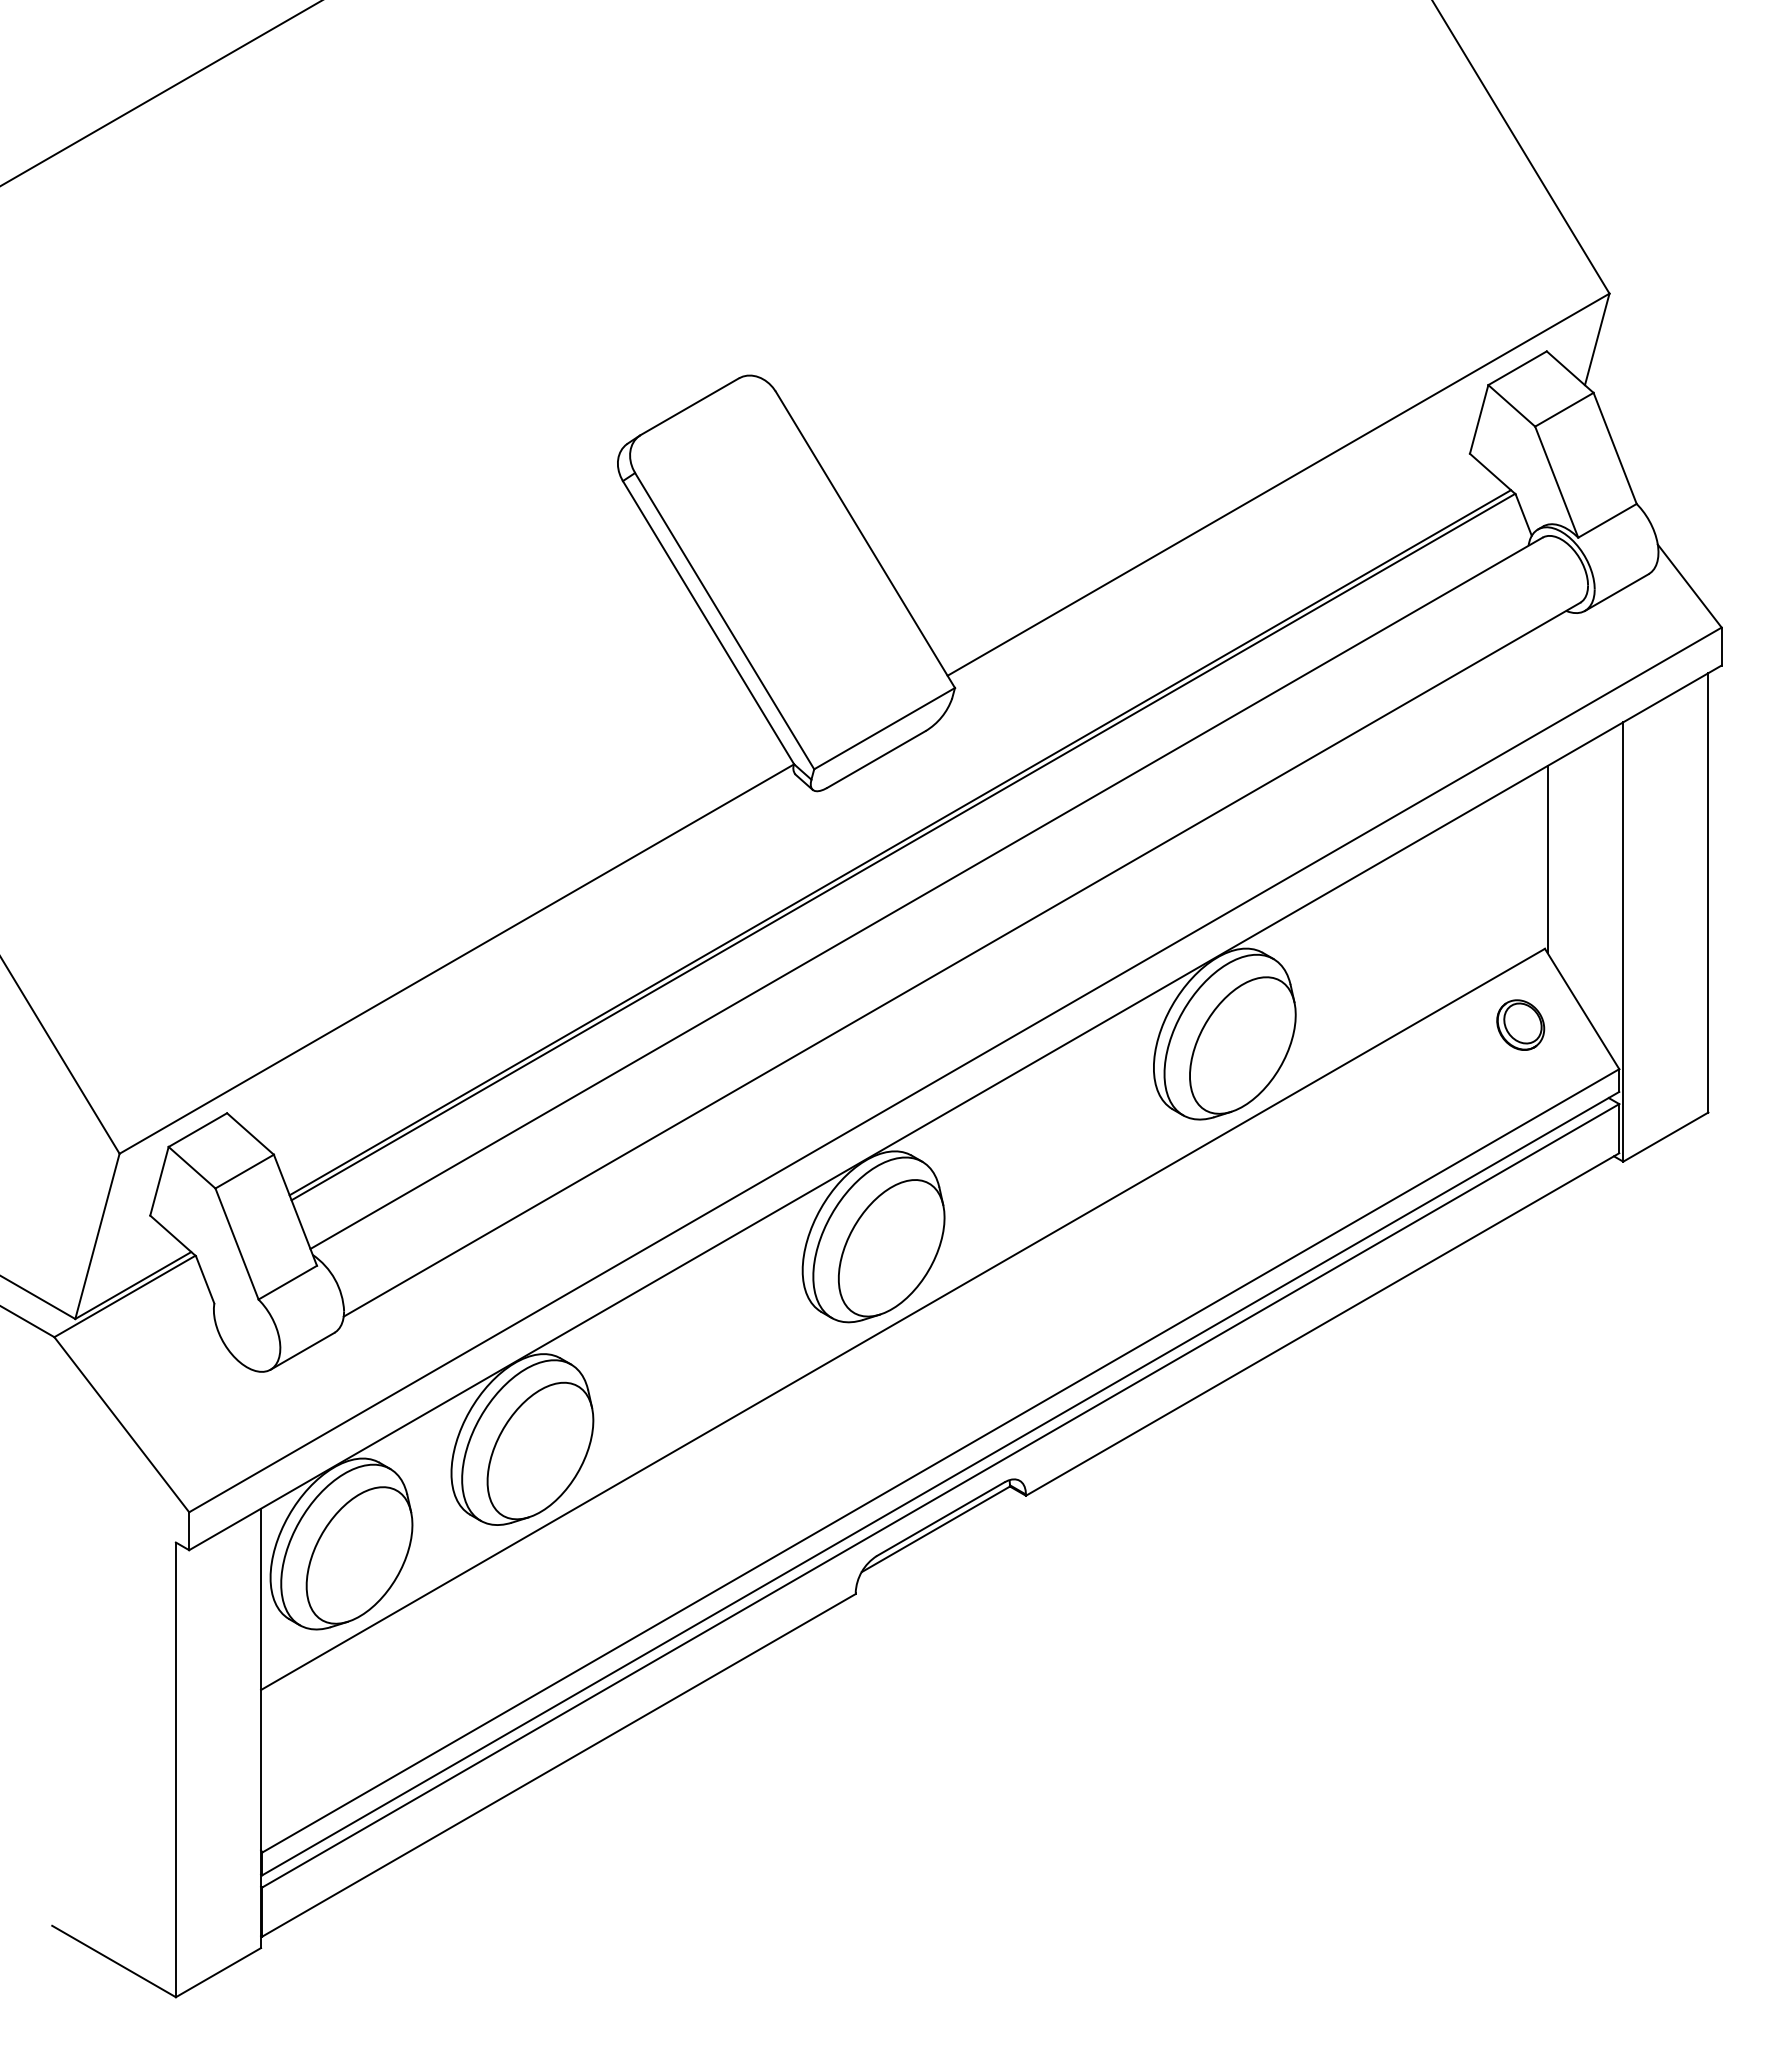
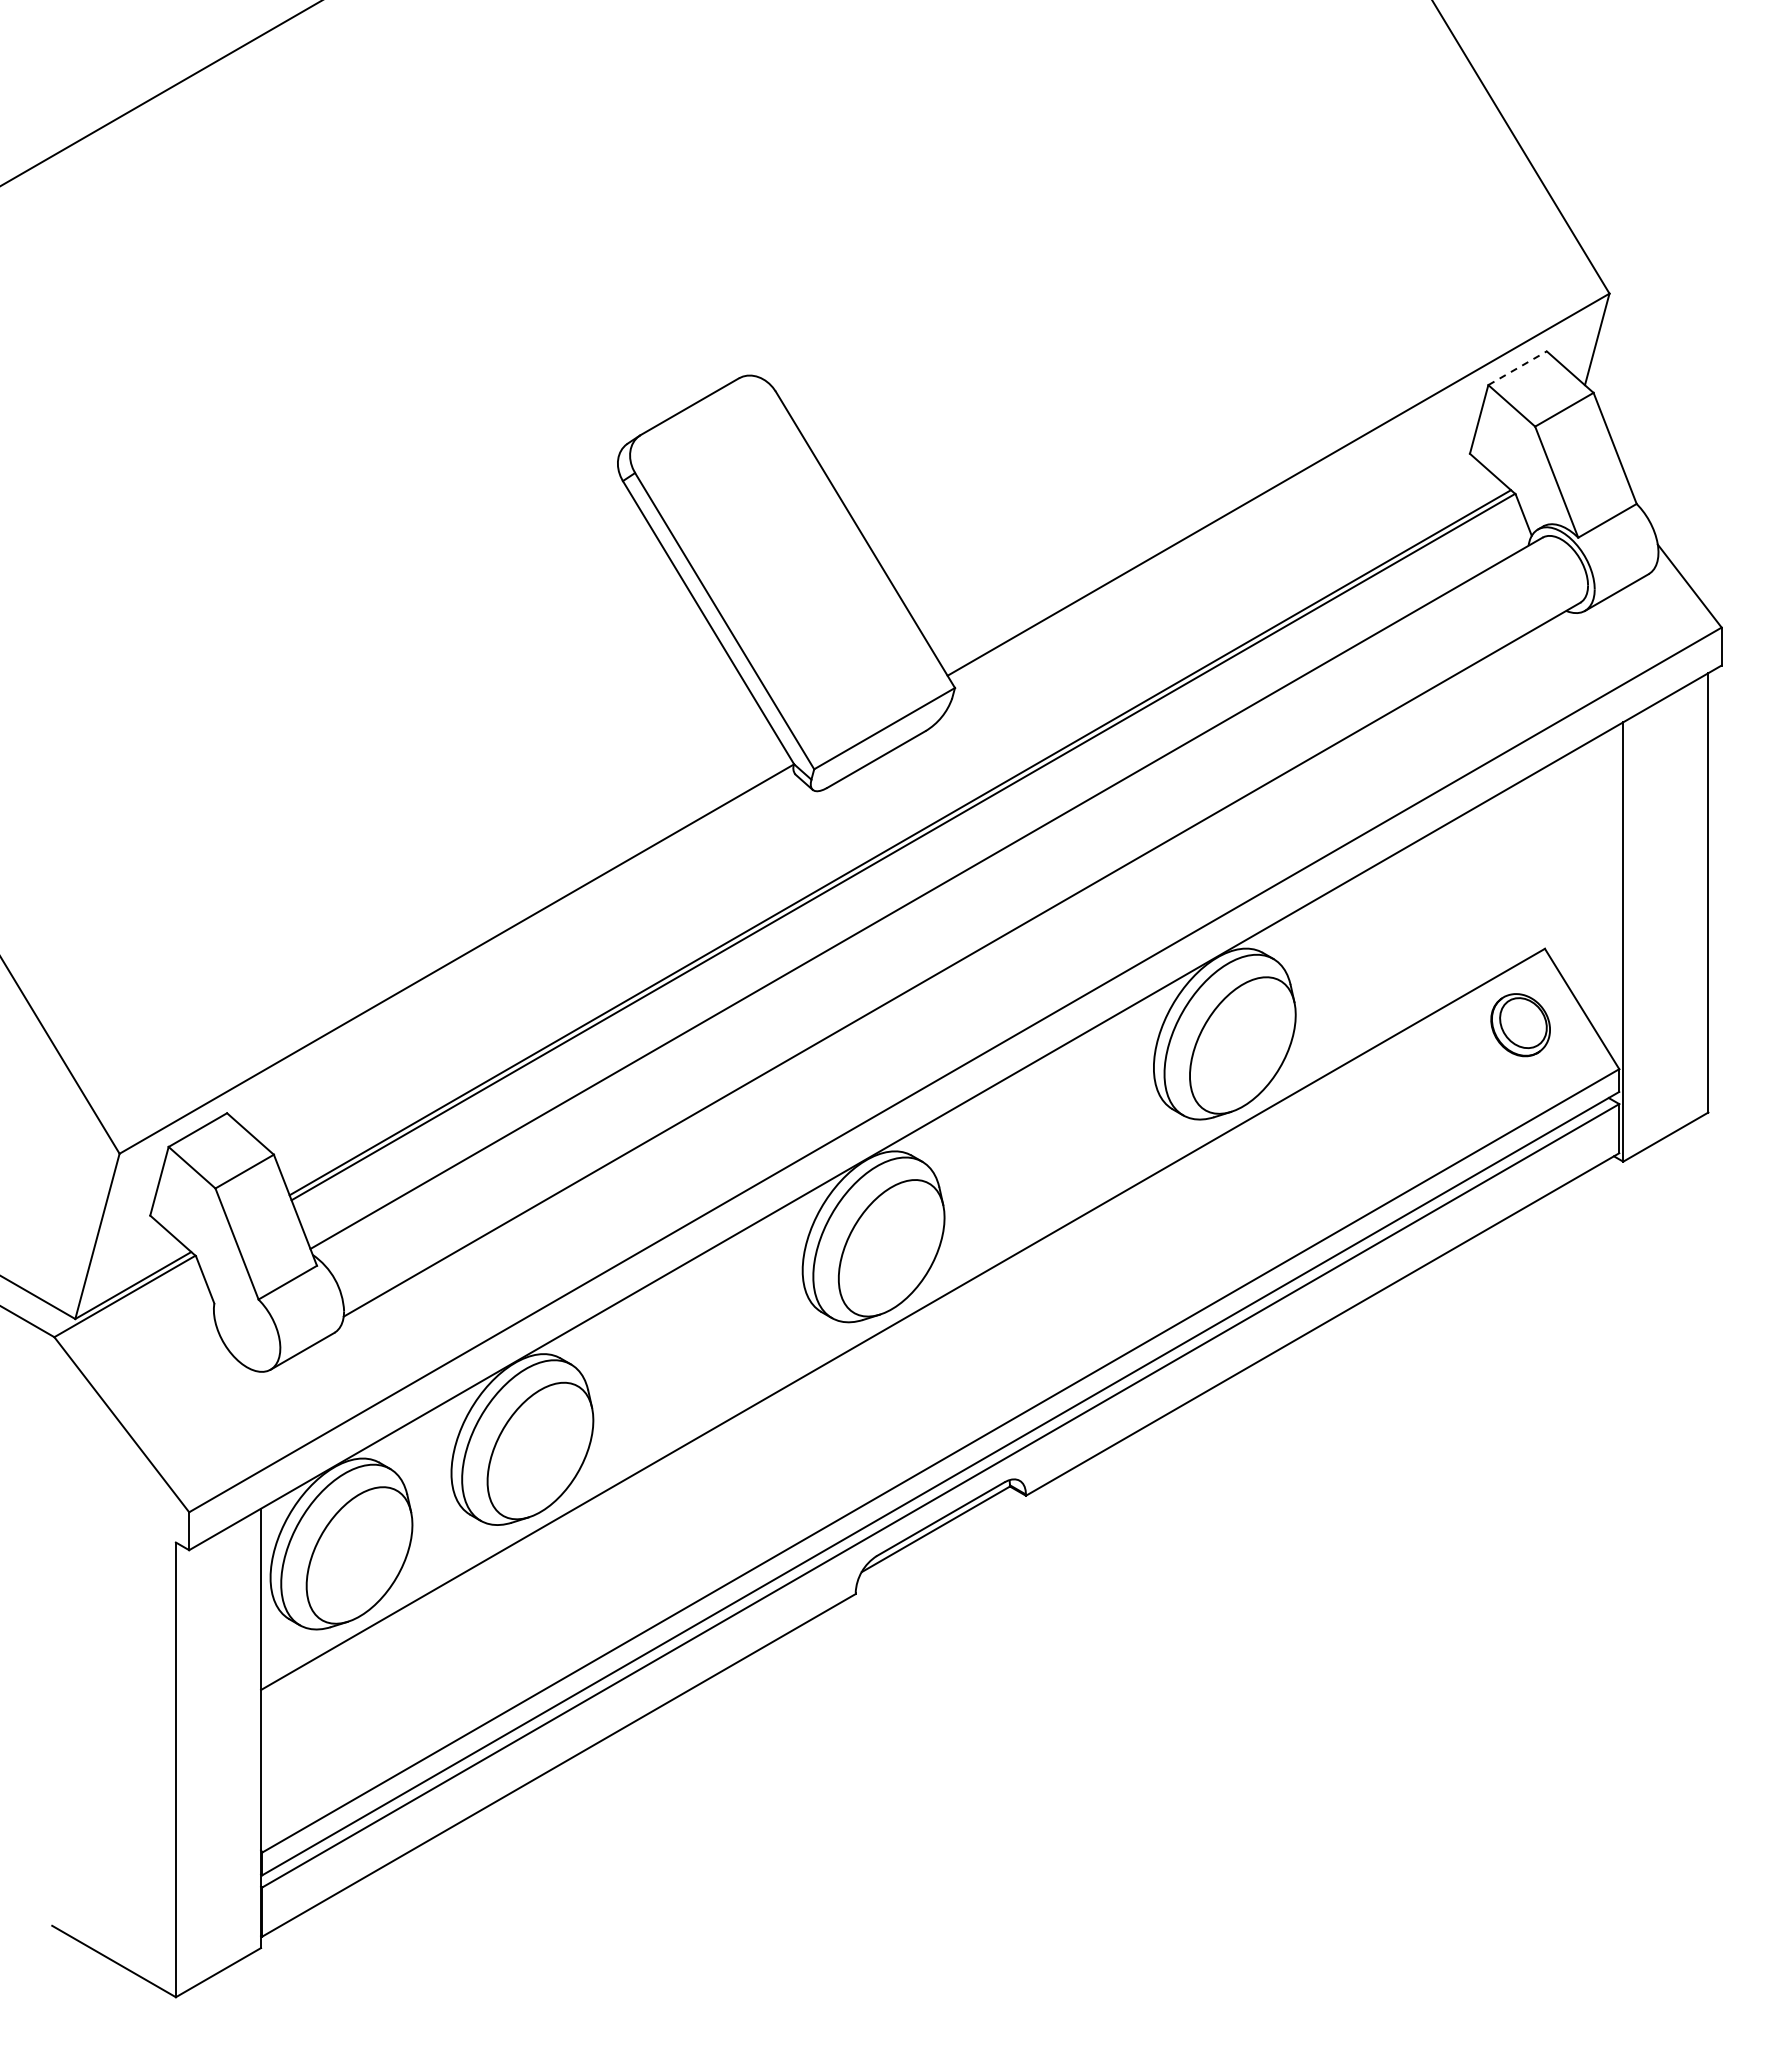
line: solid -> dashed (1517, 368)
line: present -> none (1547, 859)
part size: 50x52 px -> 61x65 px (1520, 1025)
